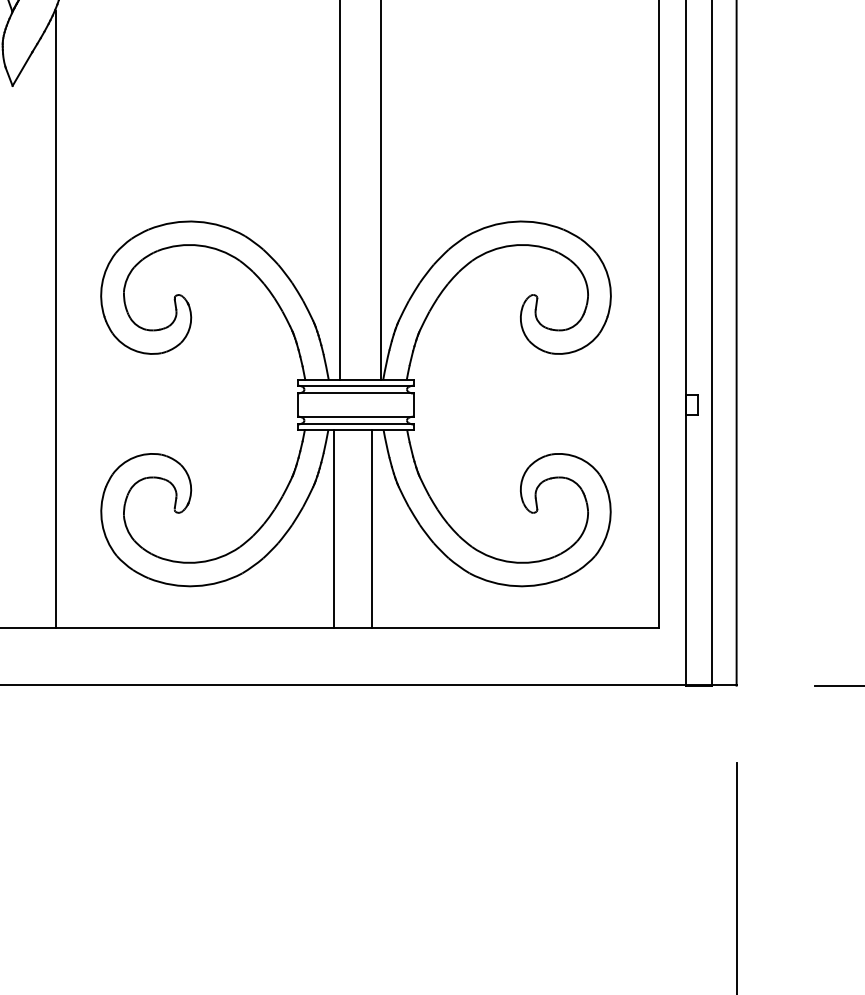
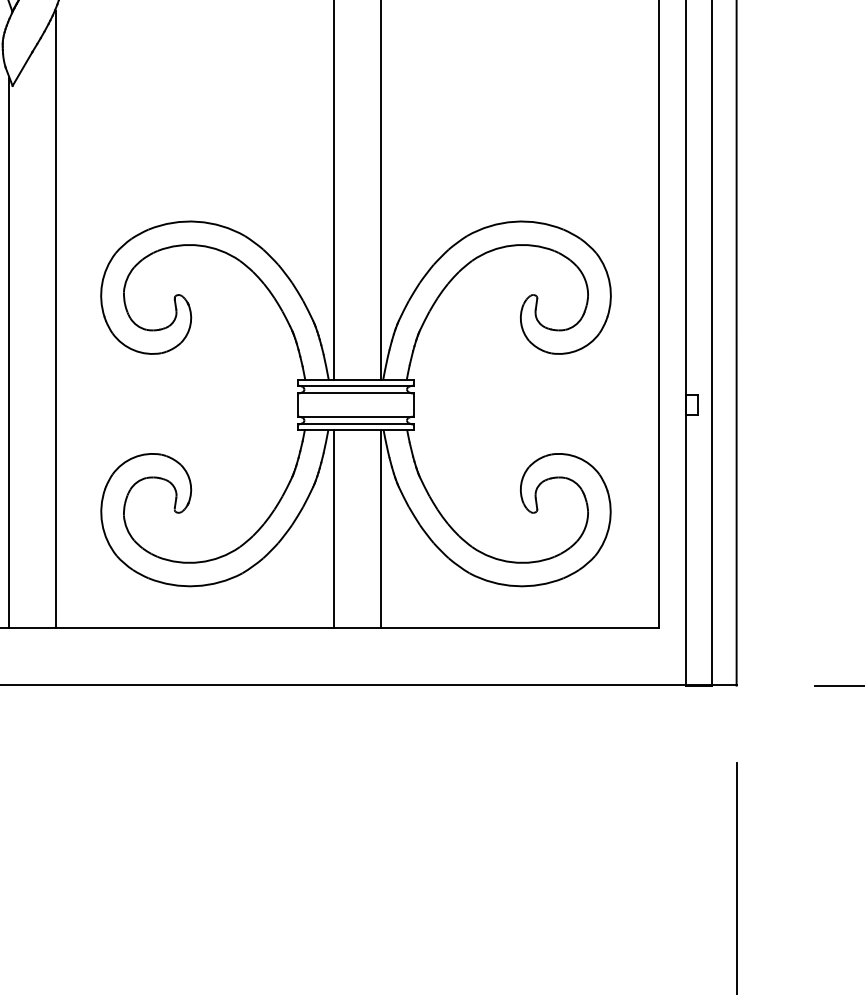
line position: (340, 190) -> (334, 190) (334, 190)
line: none -> present (9, 352)
line position: (371, 528) -> (380, 528) (380, 528)
